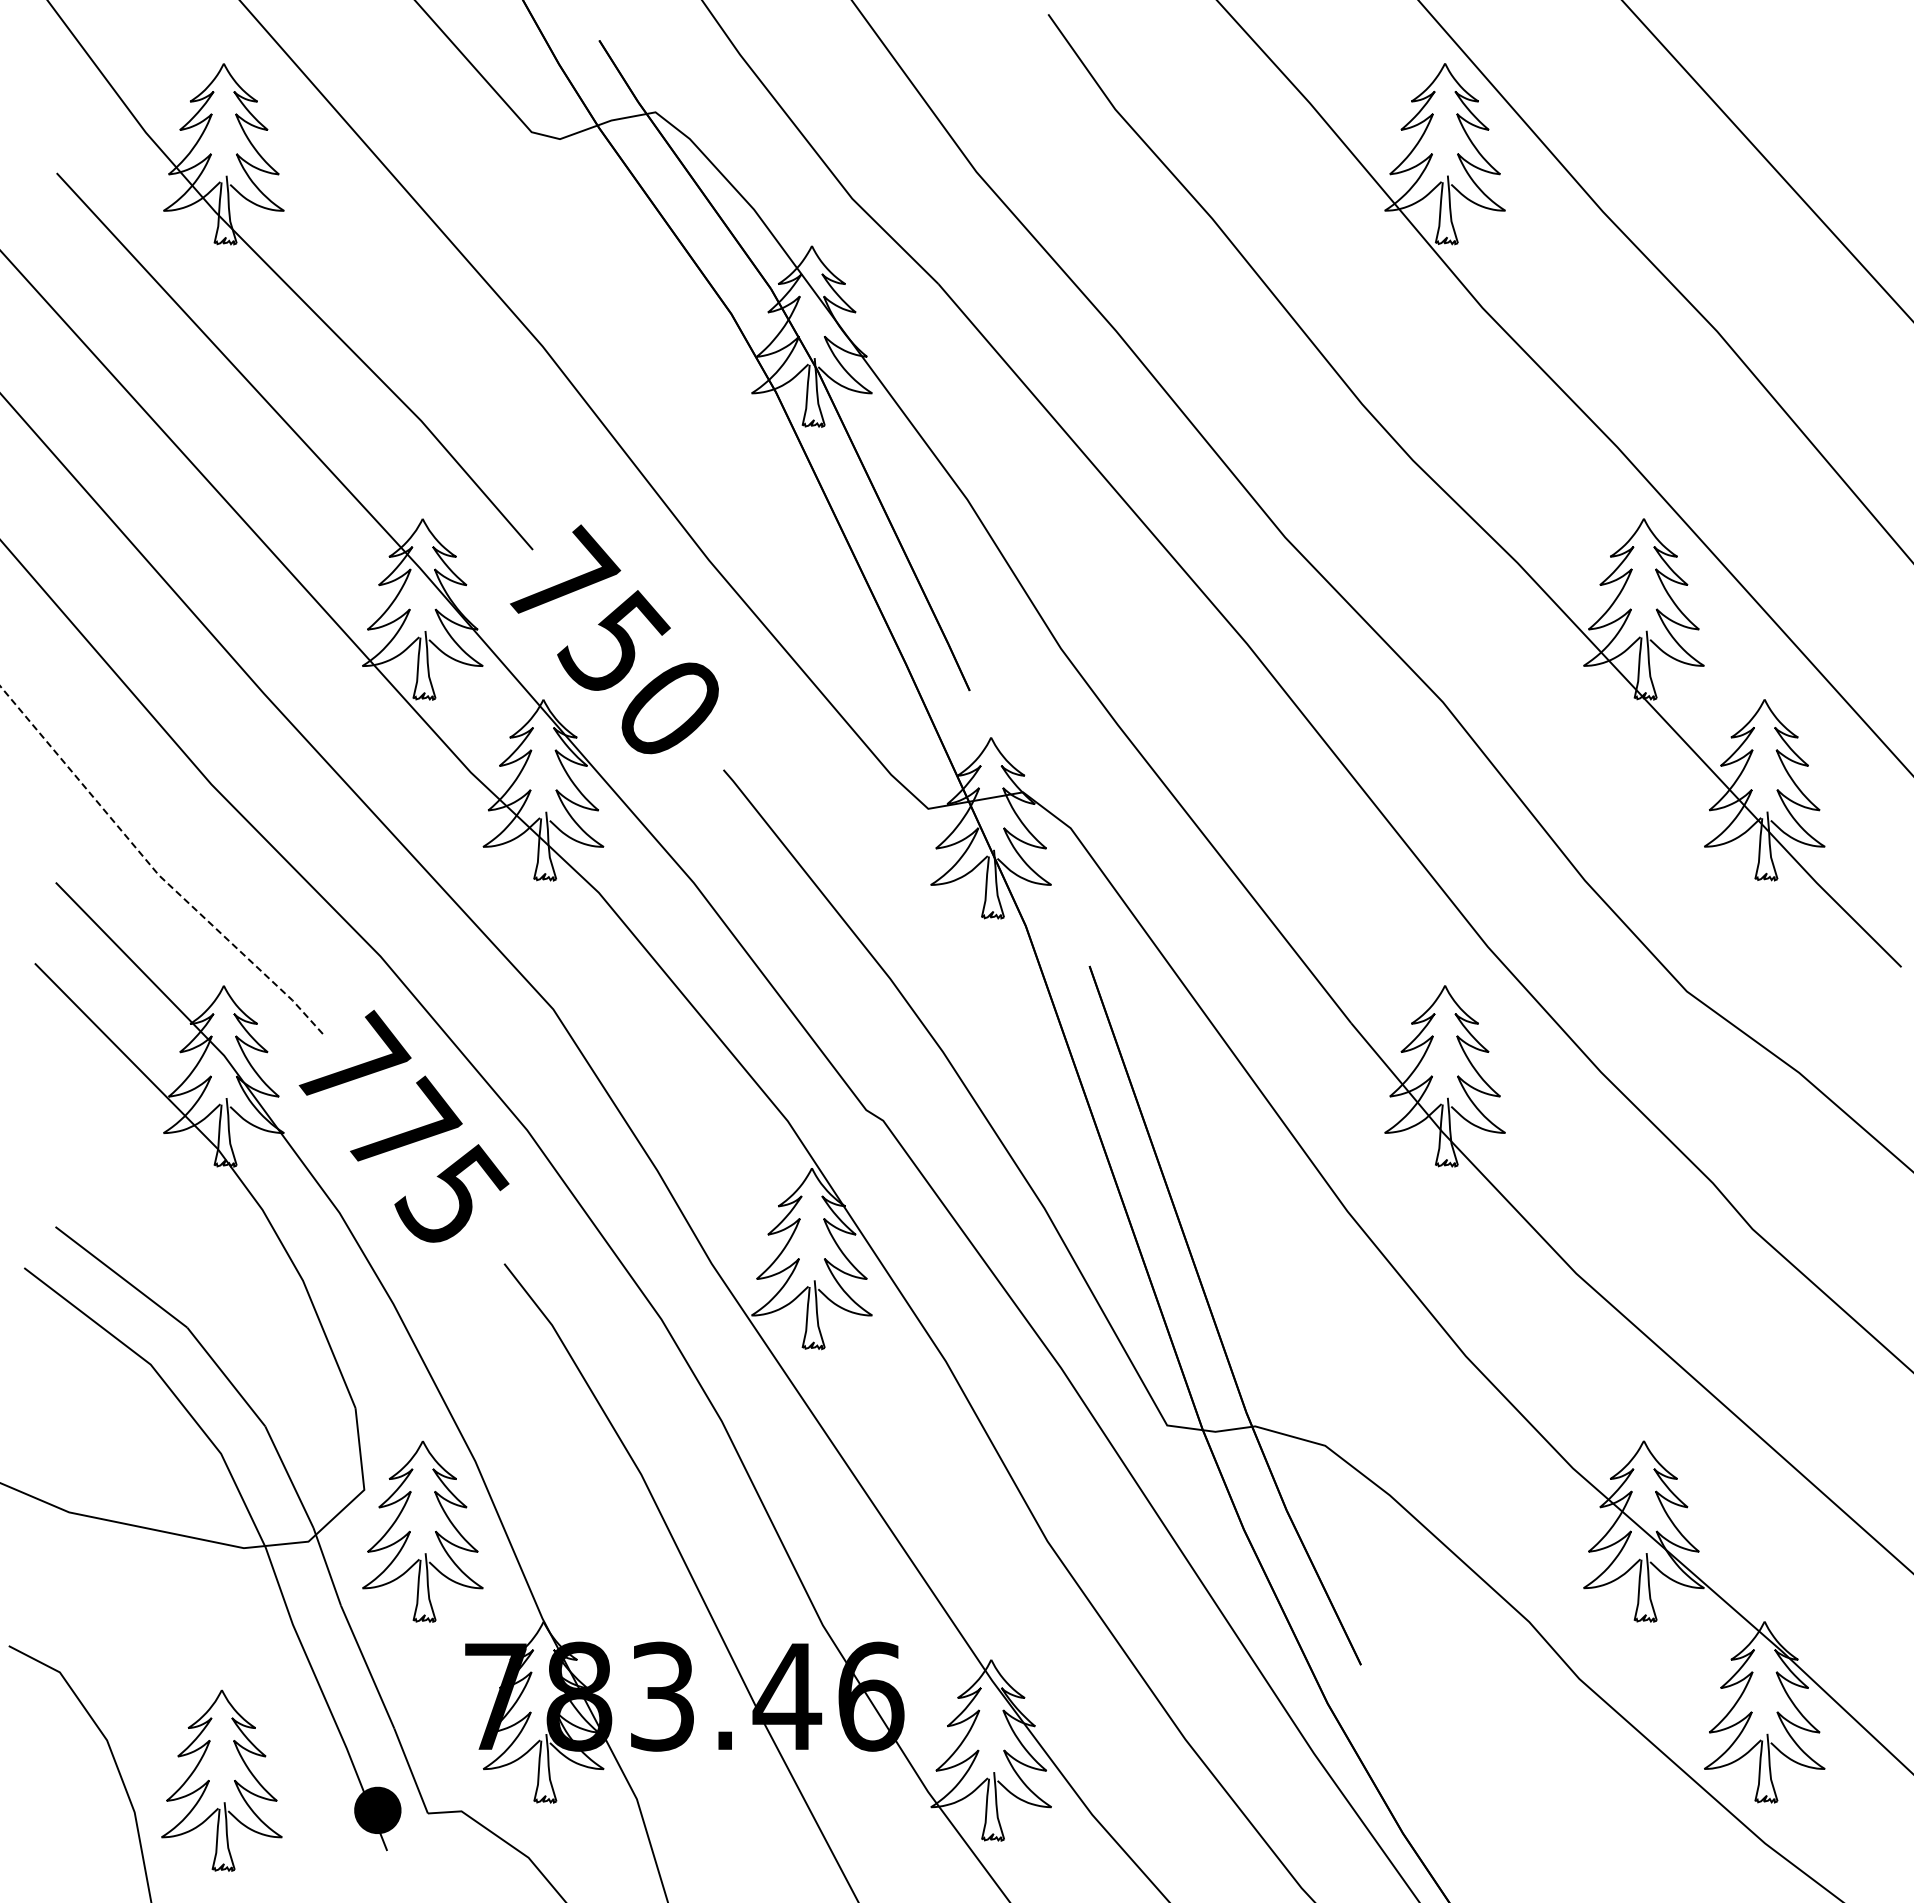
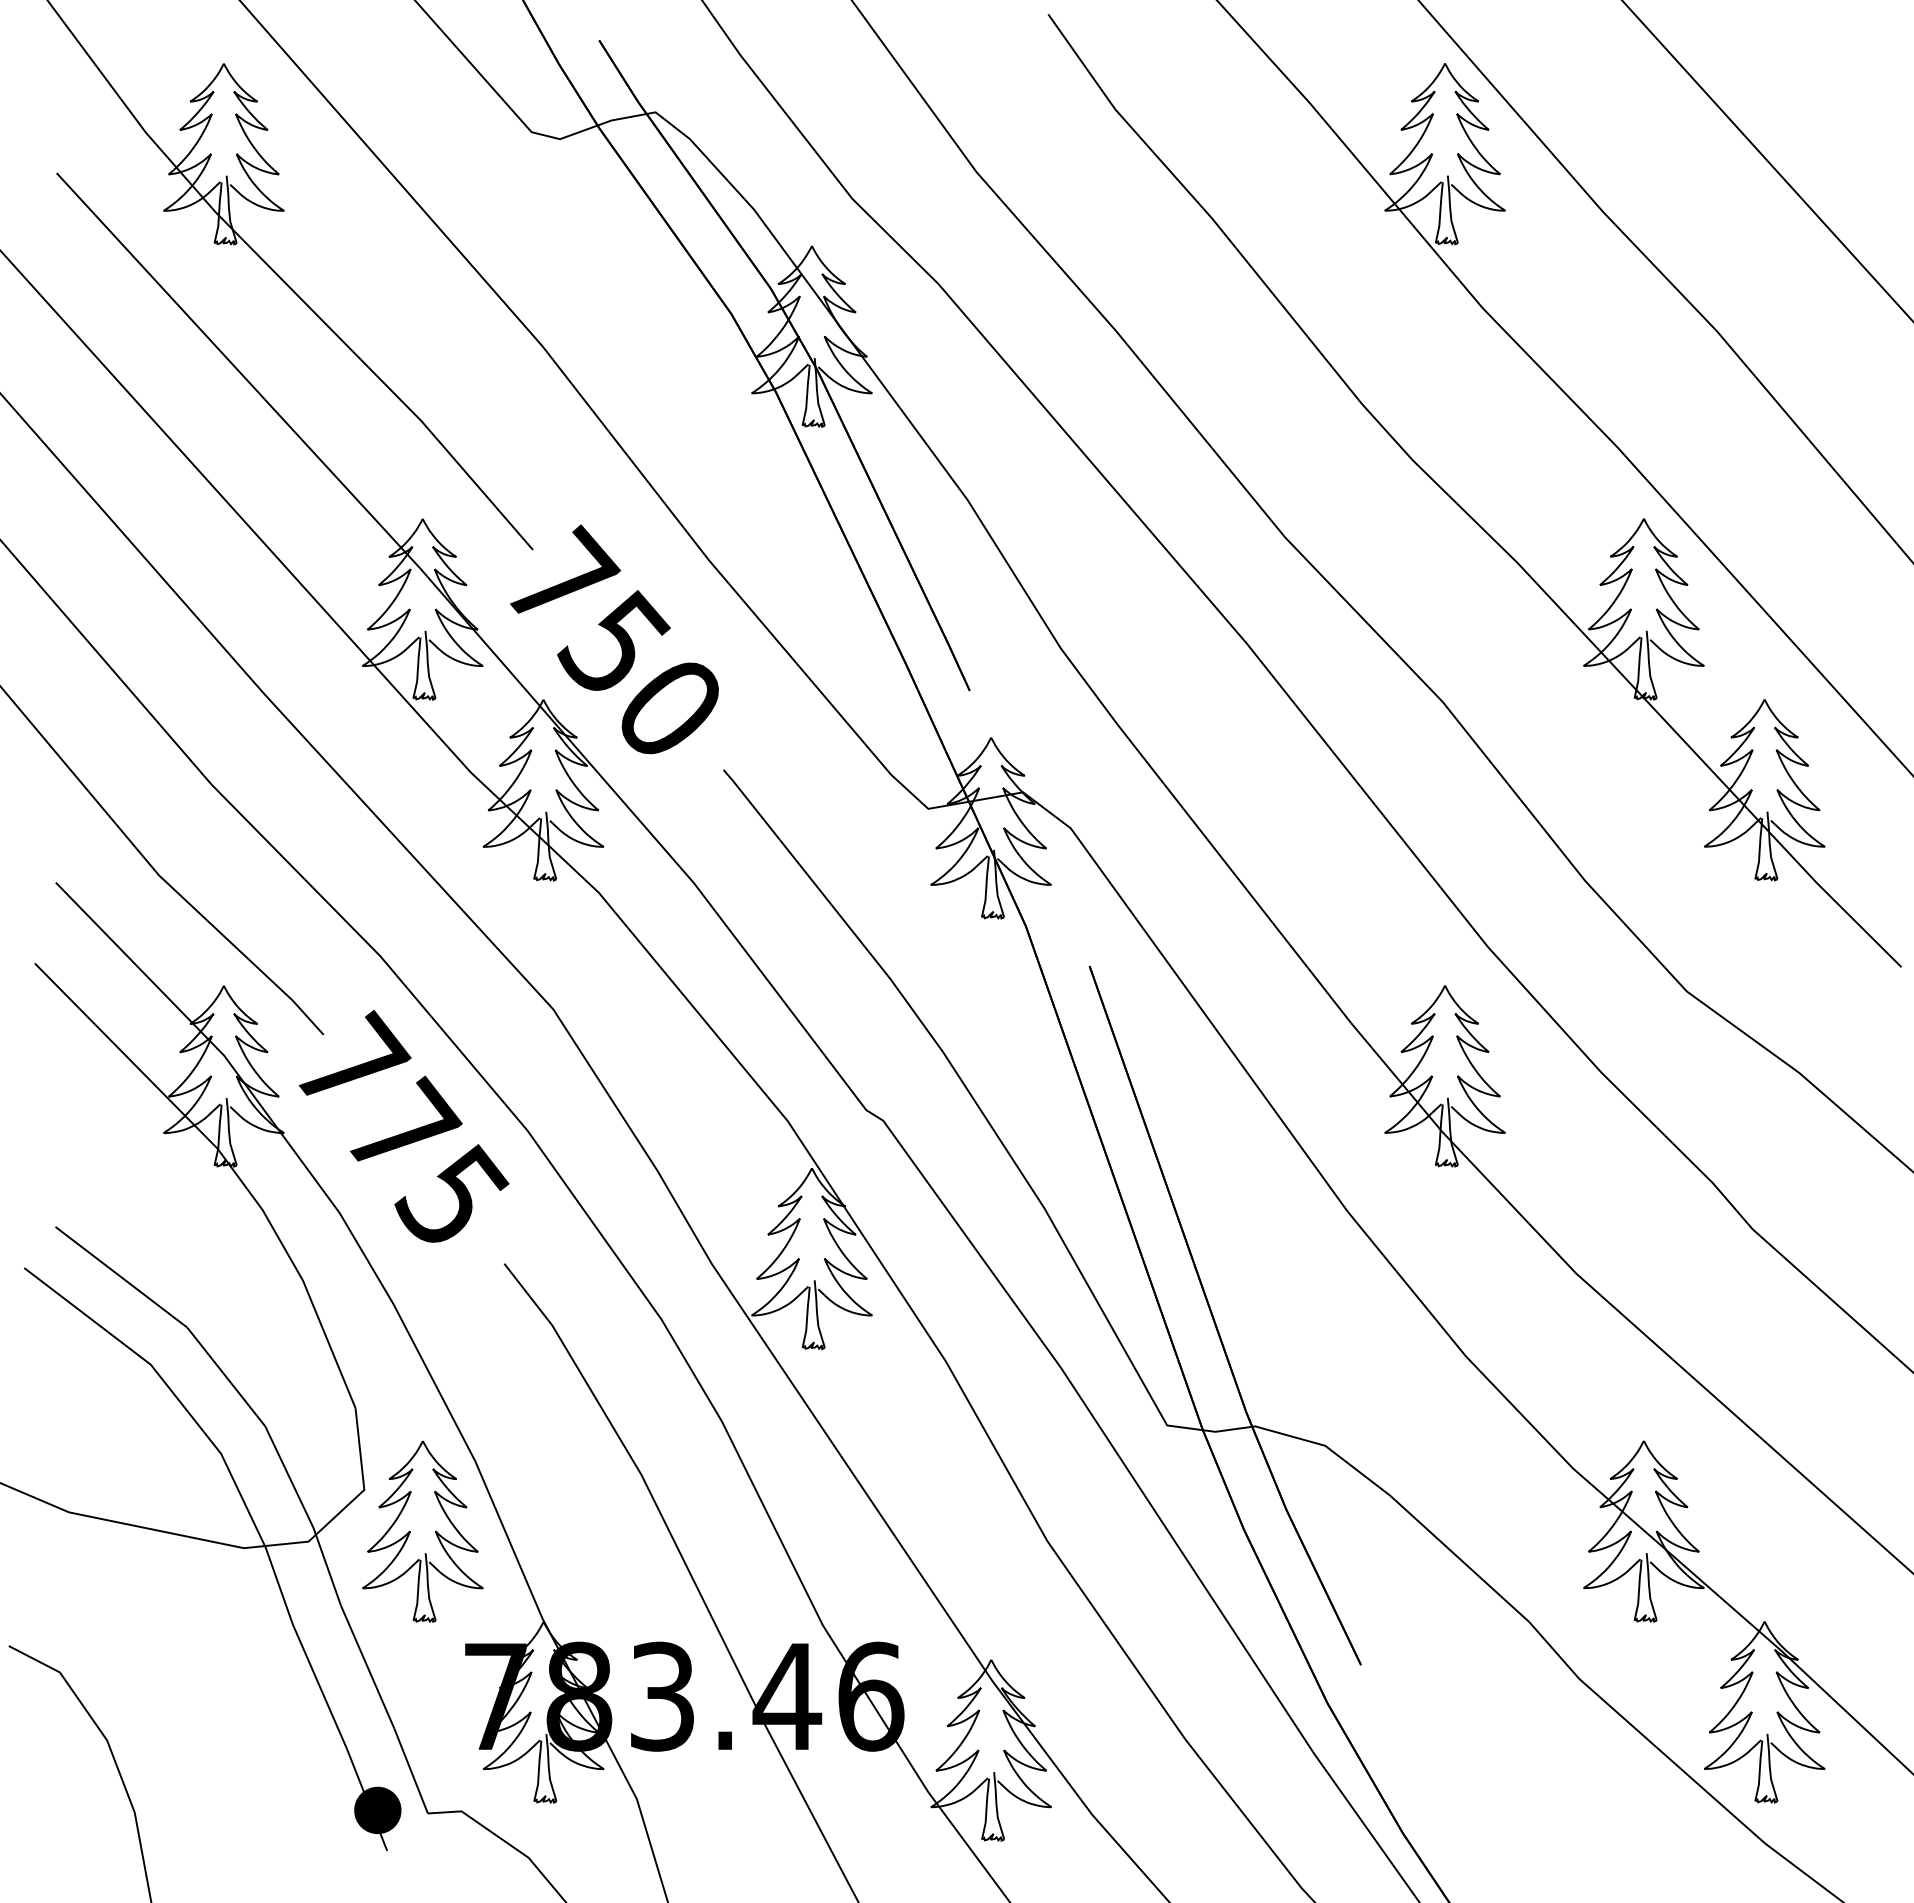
line: dashed -> solid (154, 869)
part: present -> none (221, 1780)
